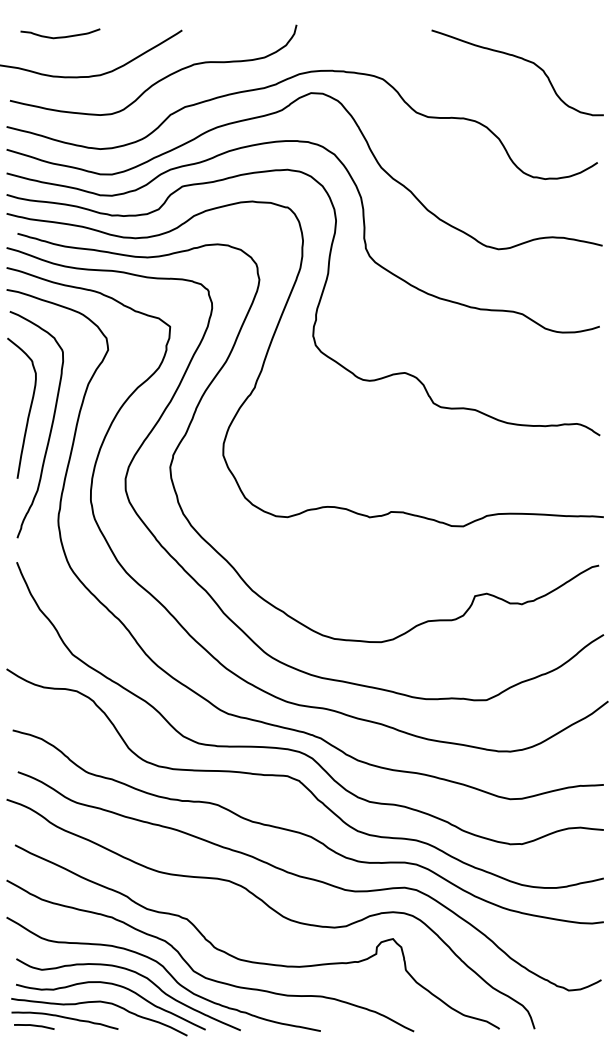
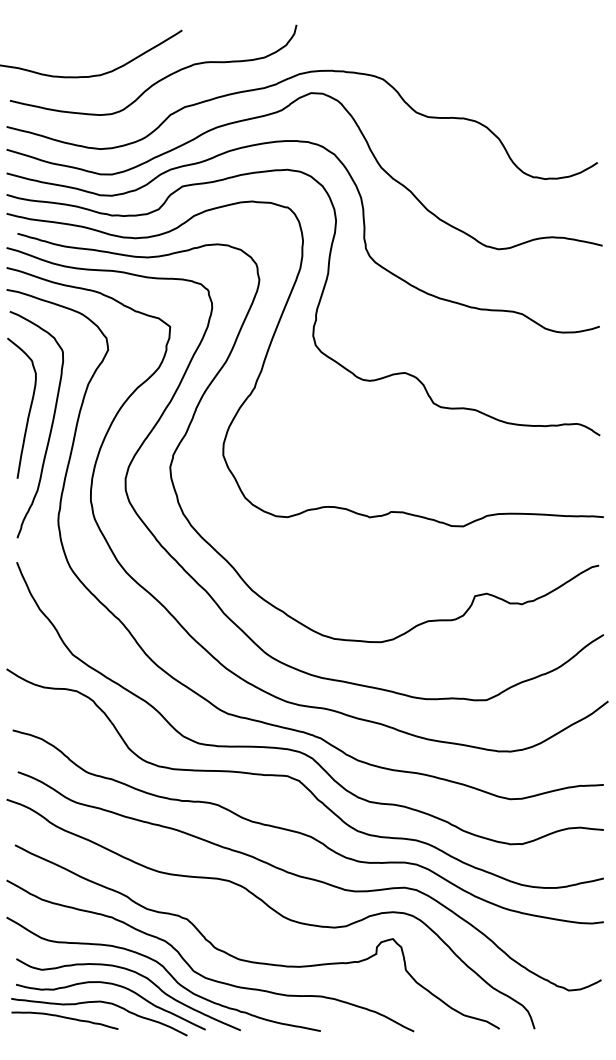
curve: present -> none (60, 36)
curve: present -> none (523, 60)
curve: present -> none (34, 1026)
